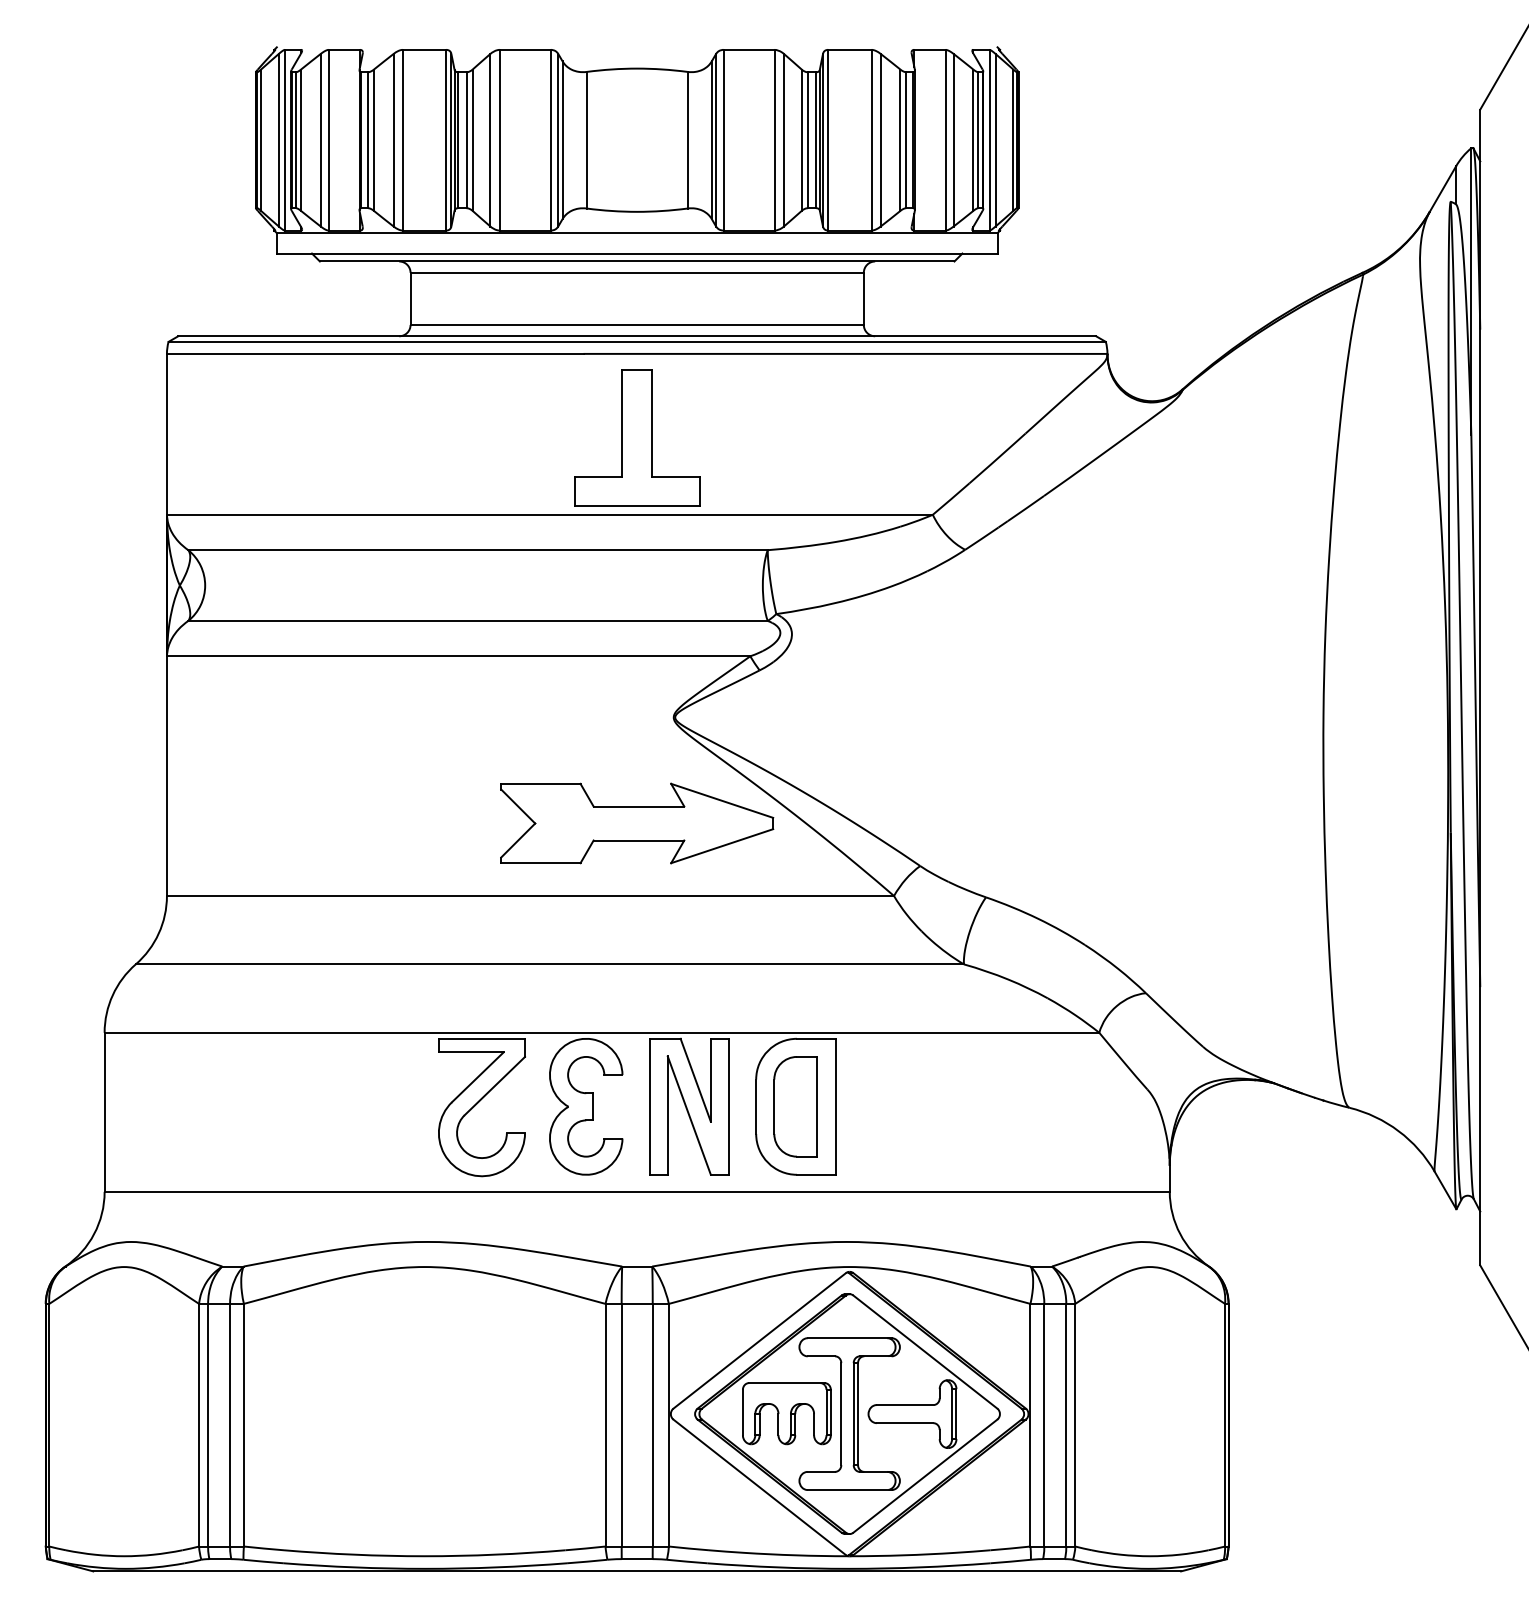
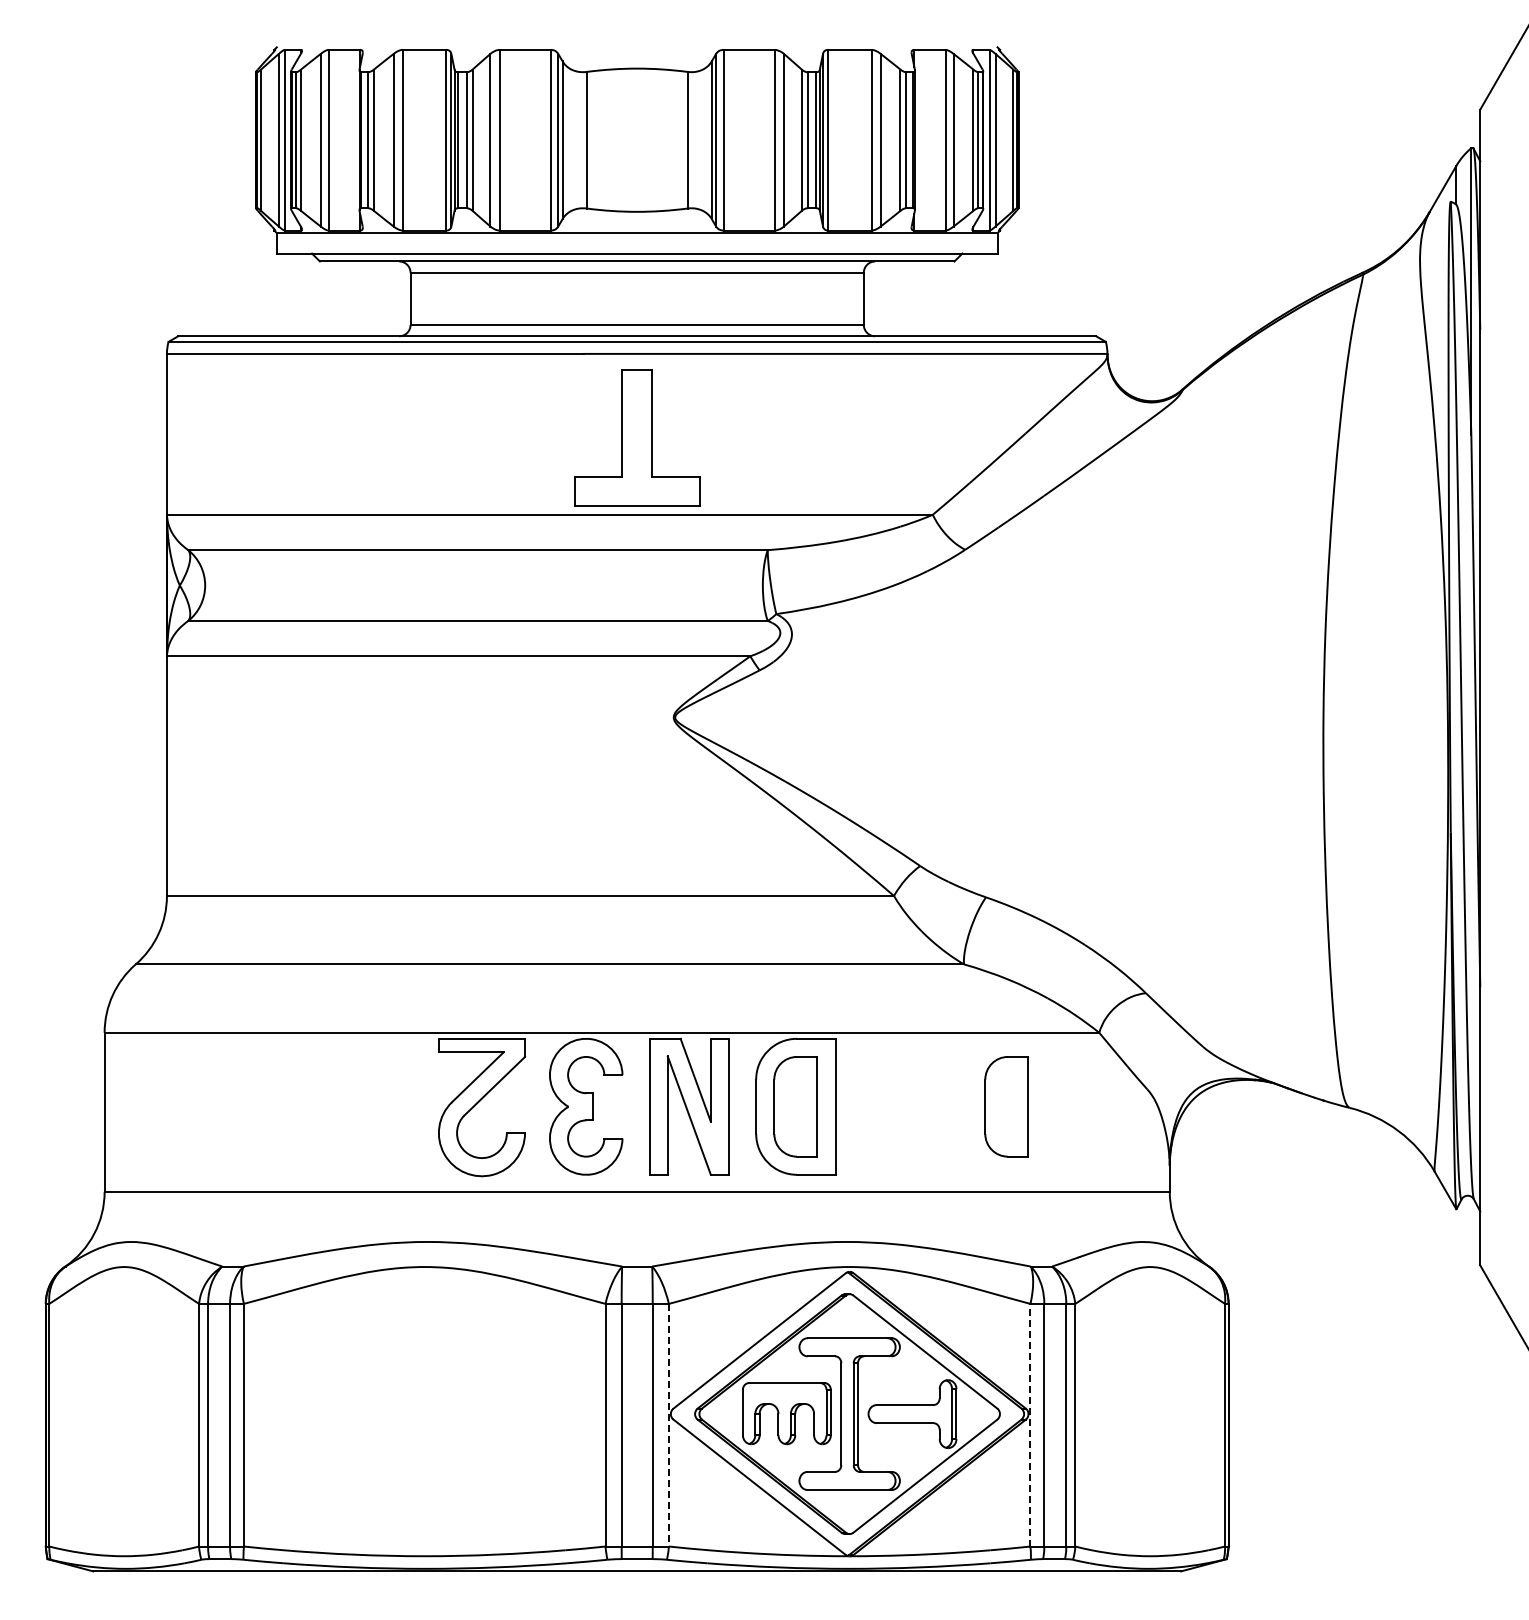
part: present -> none (637, 823)
part: none -> present (1006, 1106)
line: solid -> dashed (1030, 1424)
line: solid -> dashed (668, 1425)
